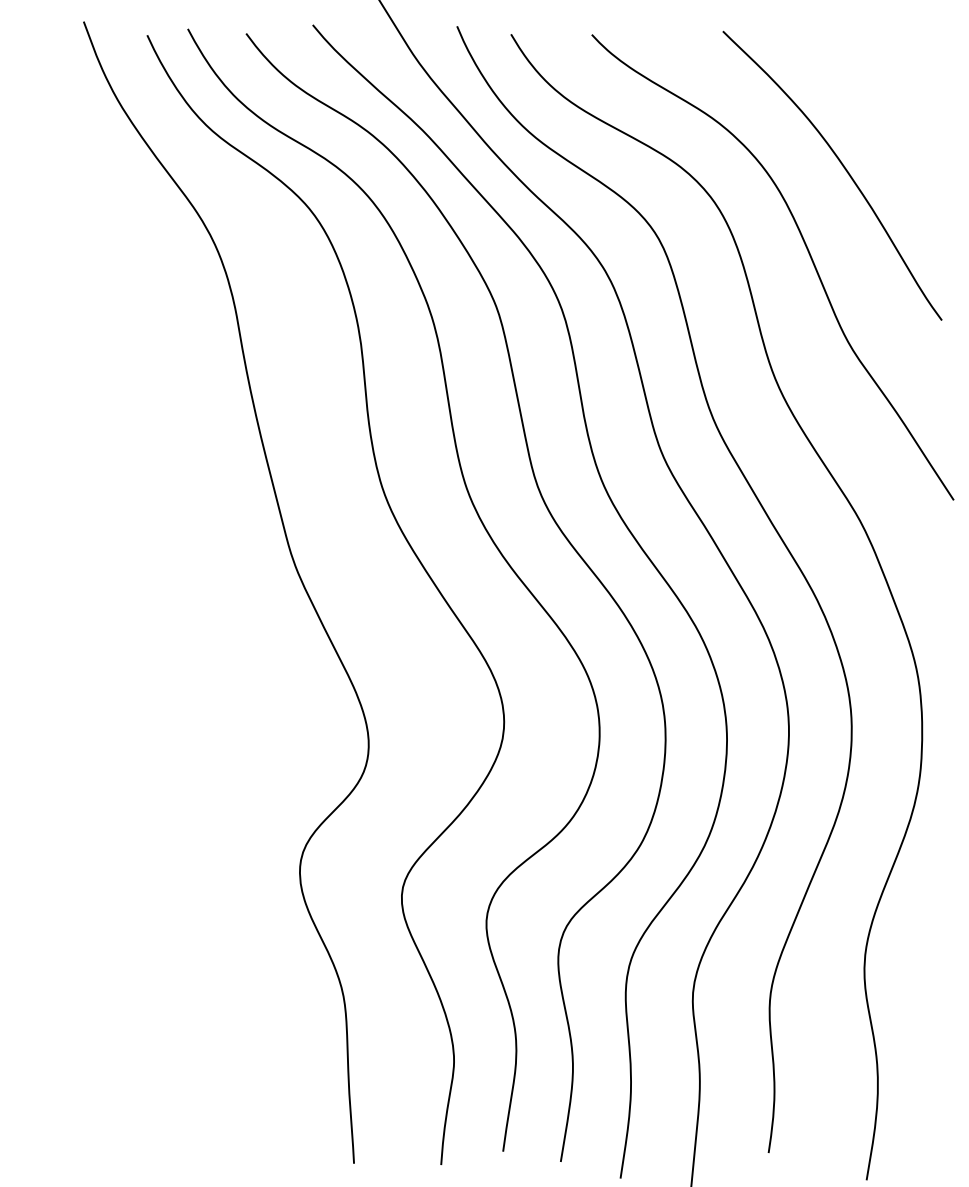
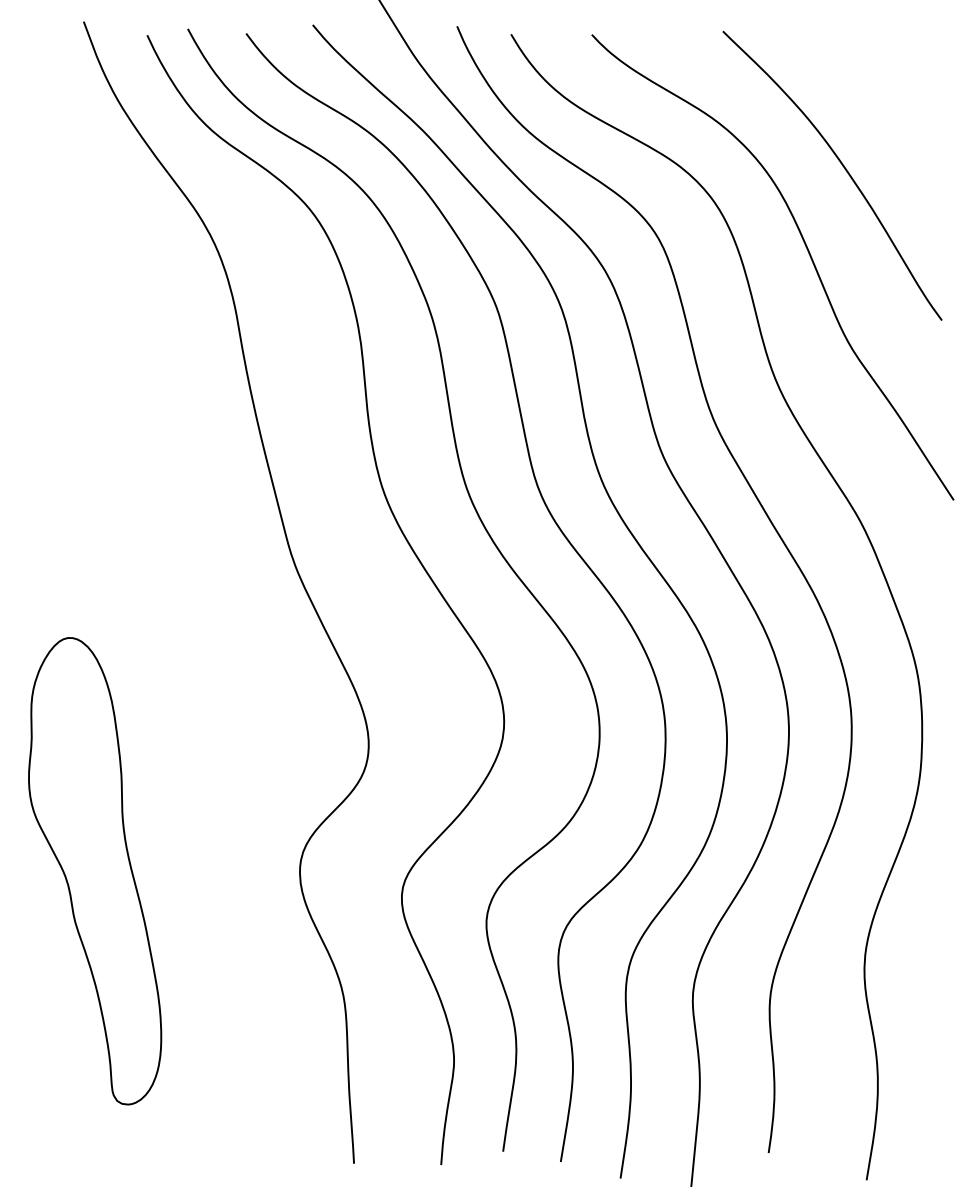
part: none -> present (95, 871)
